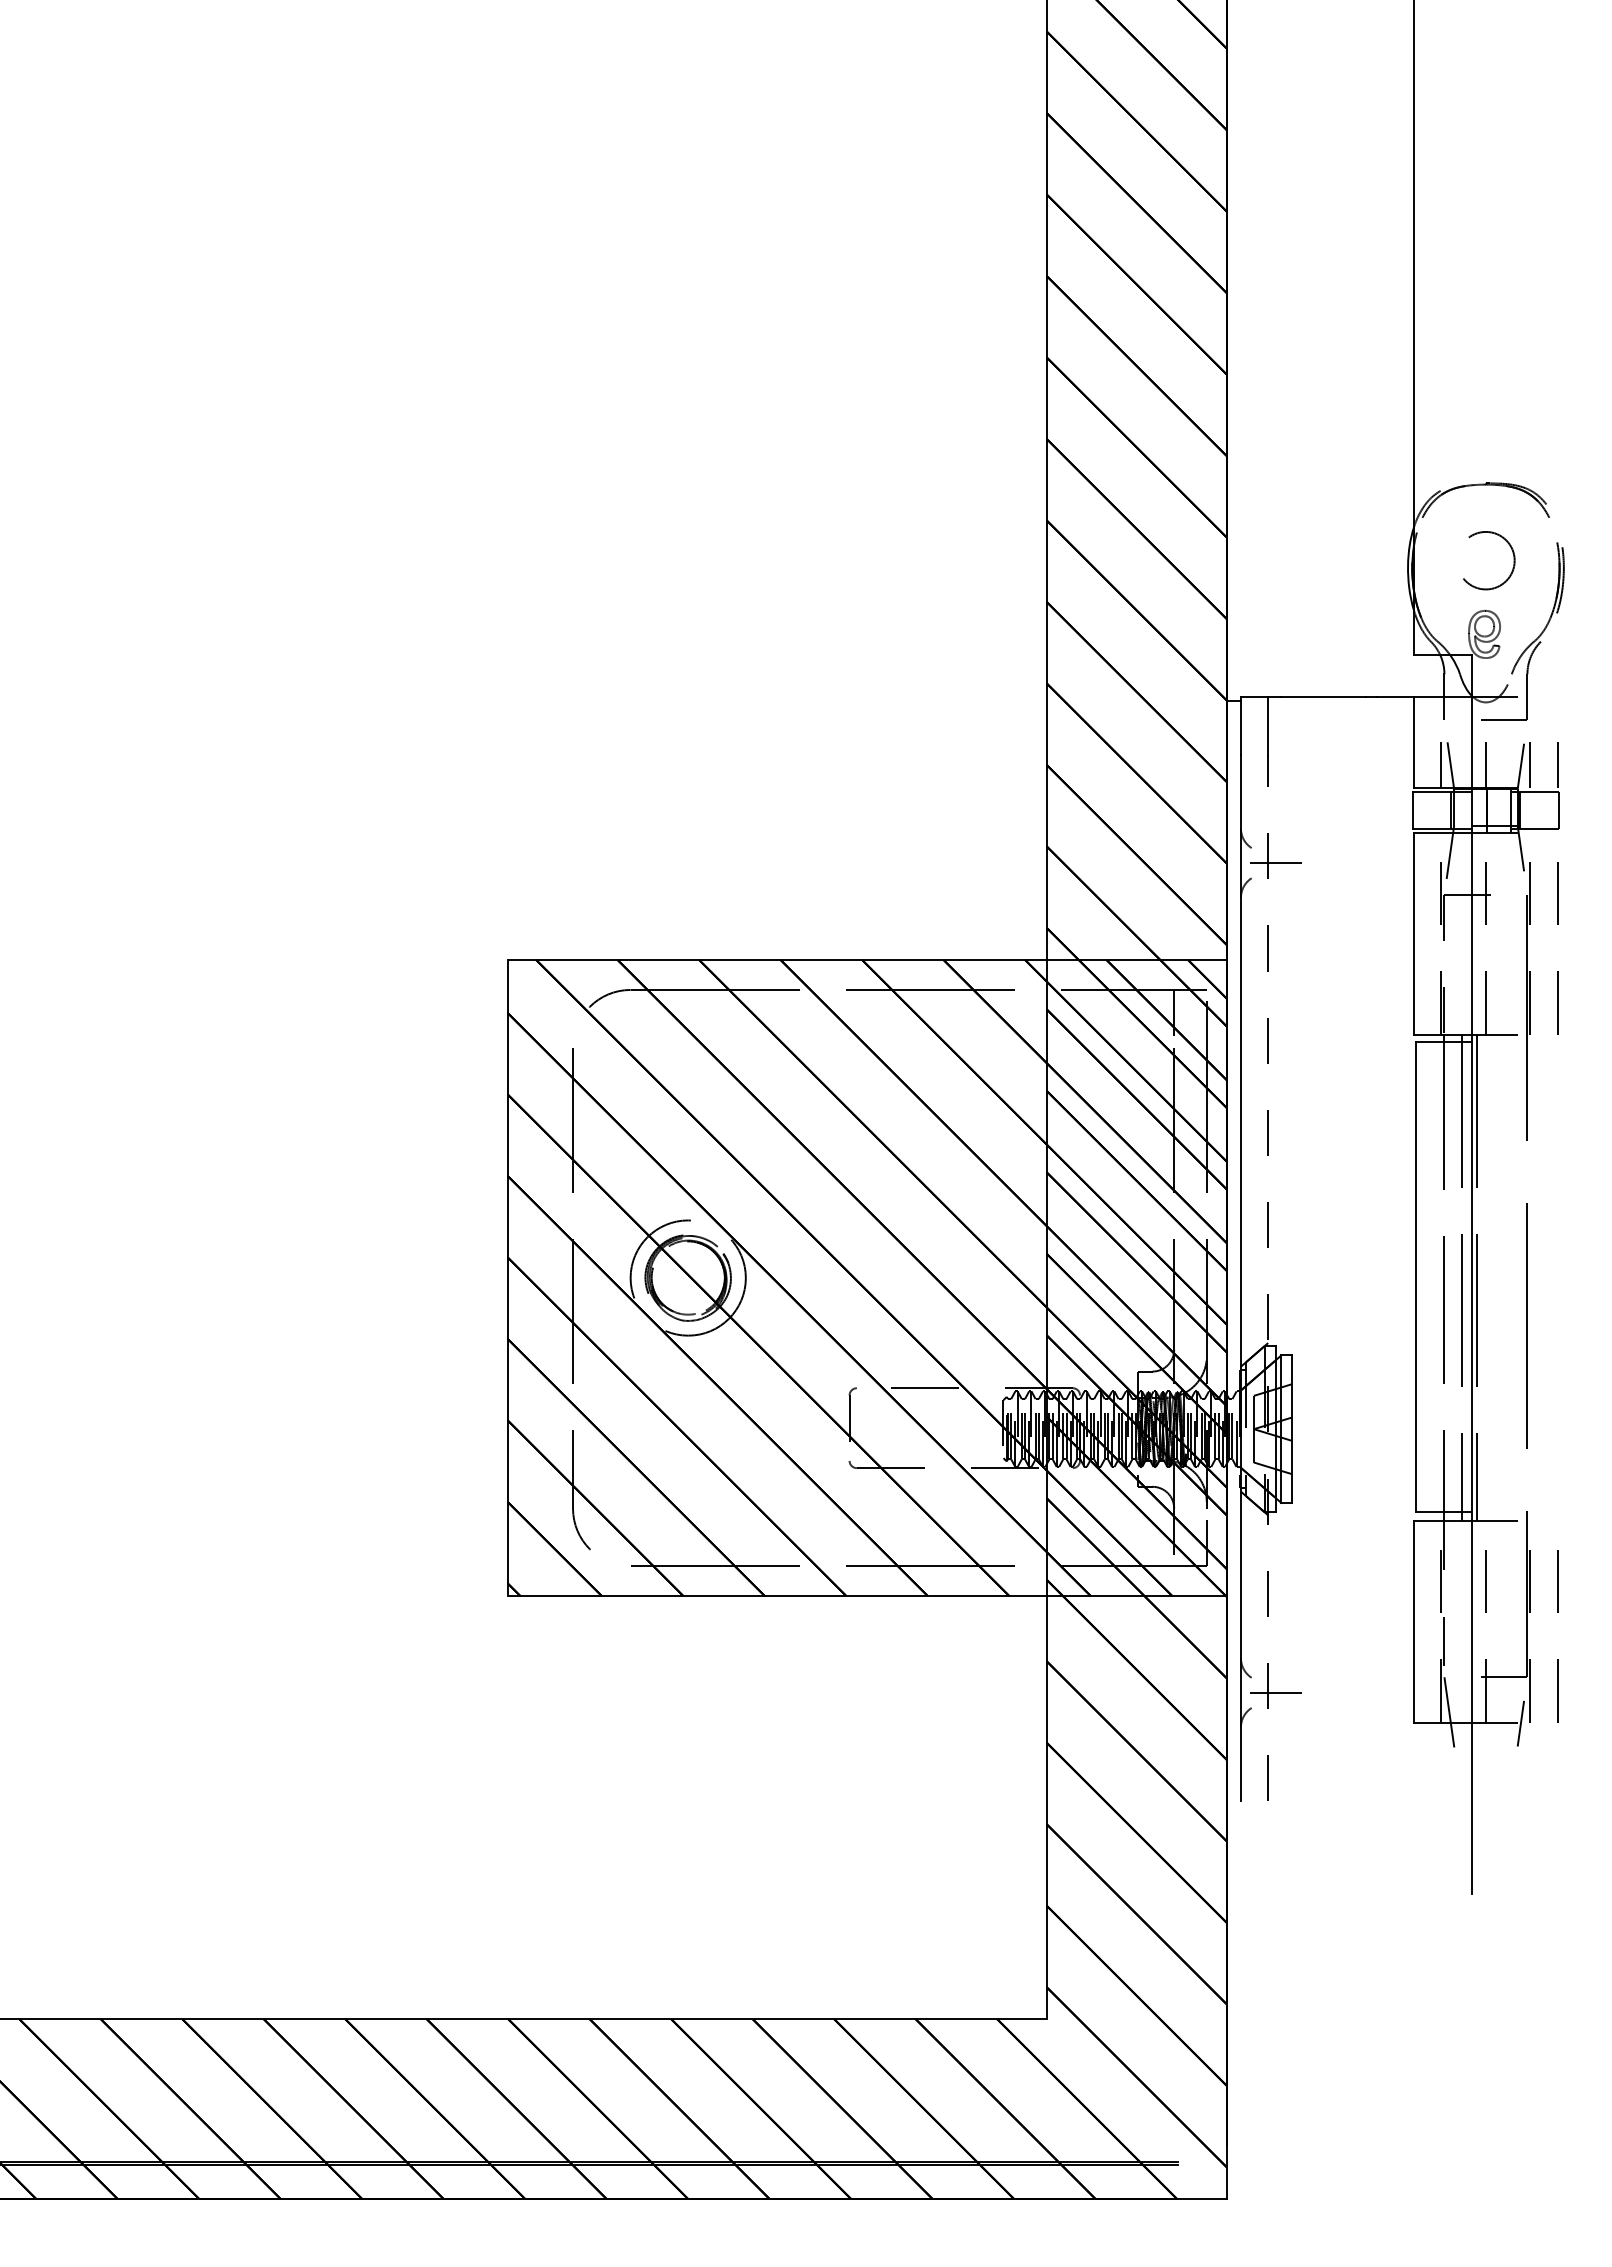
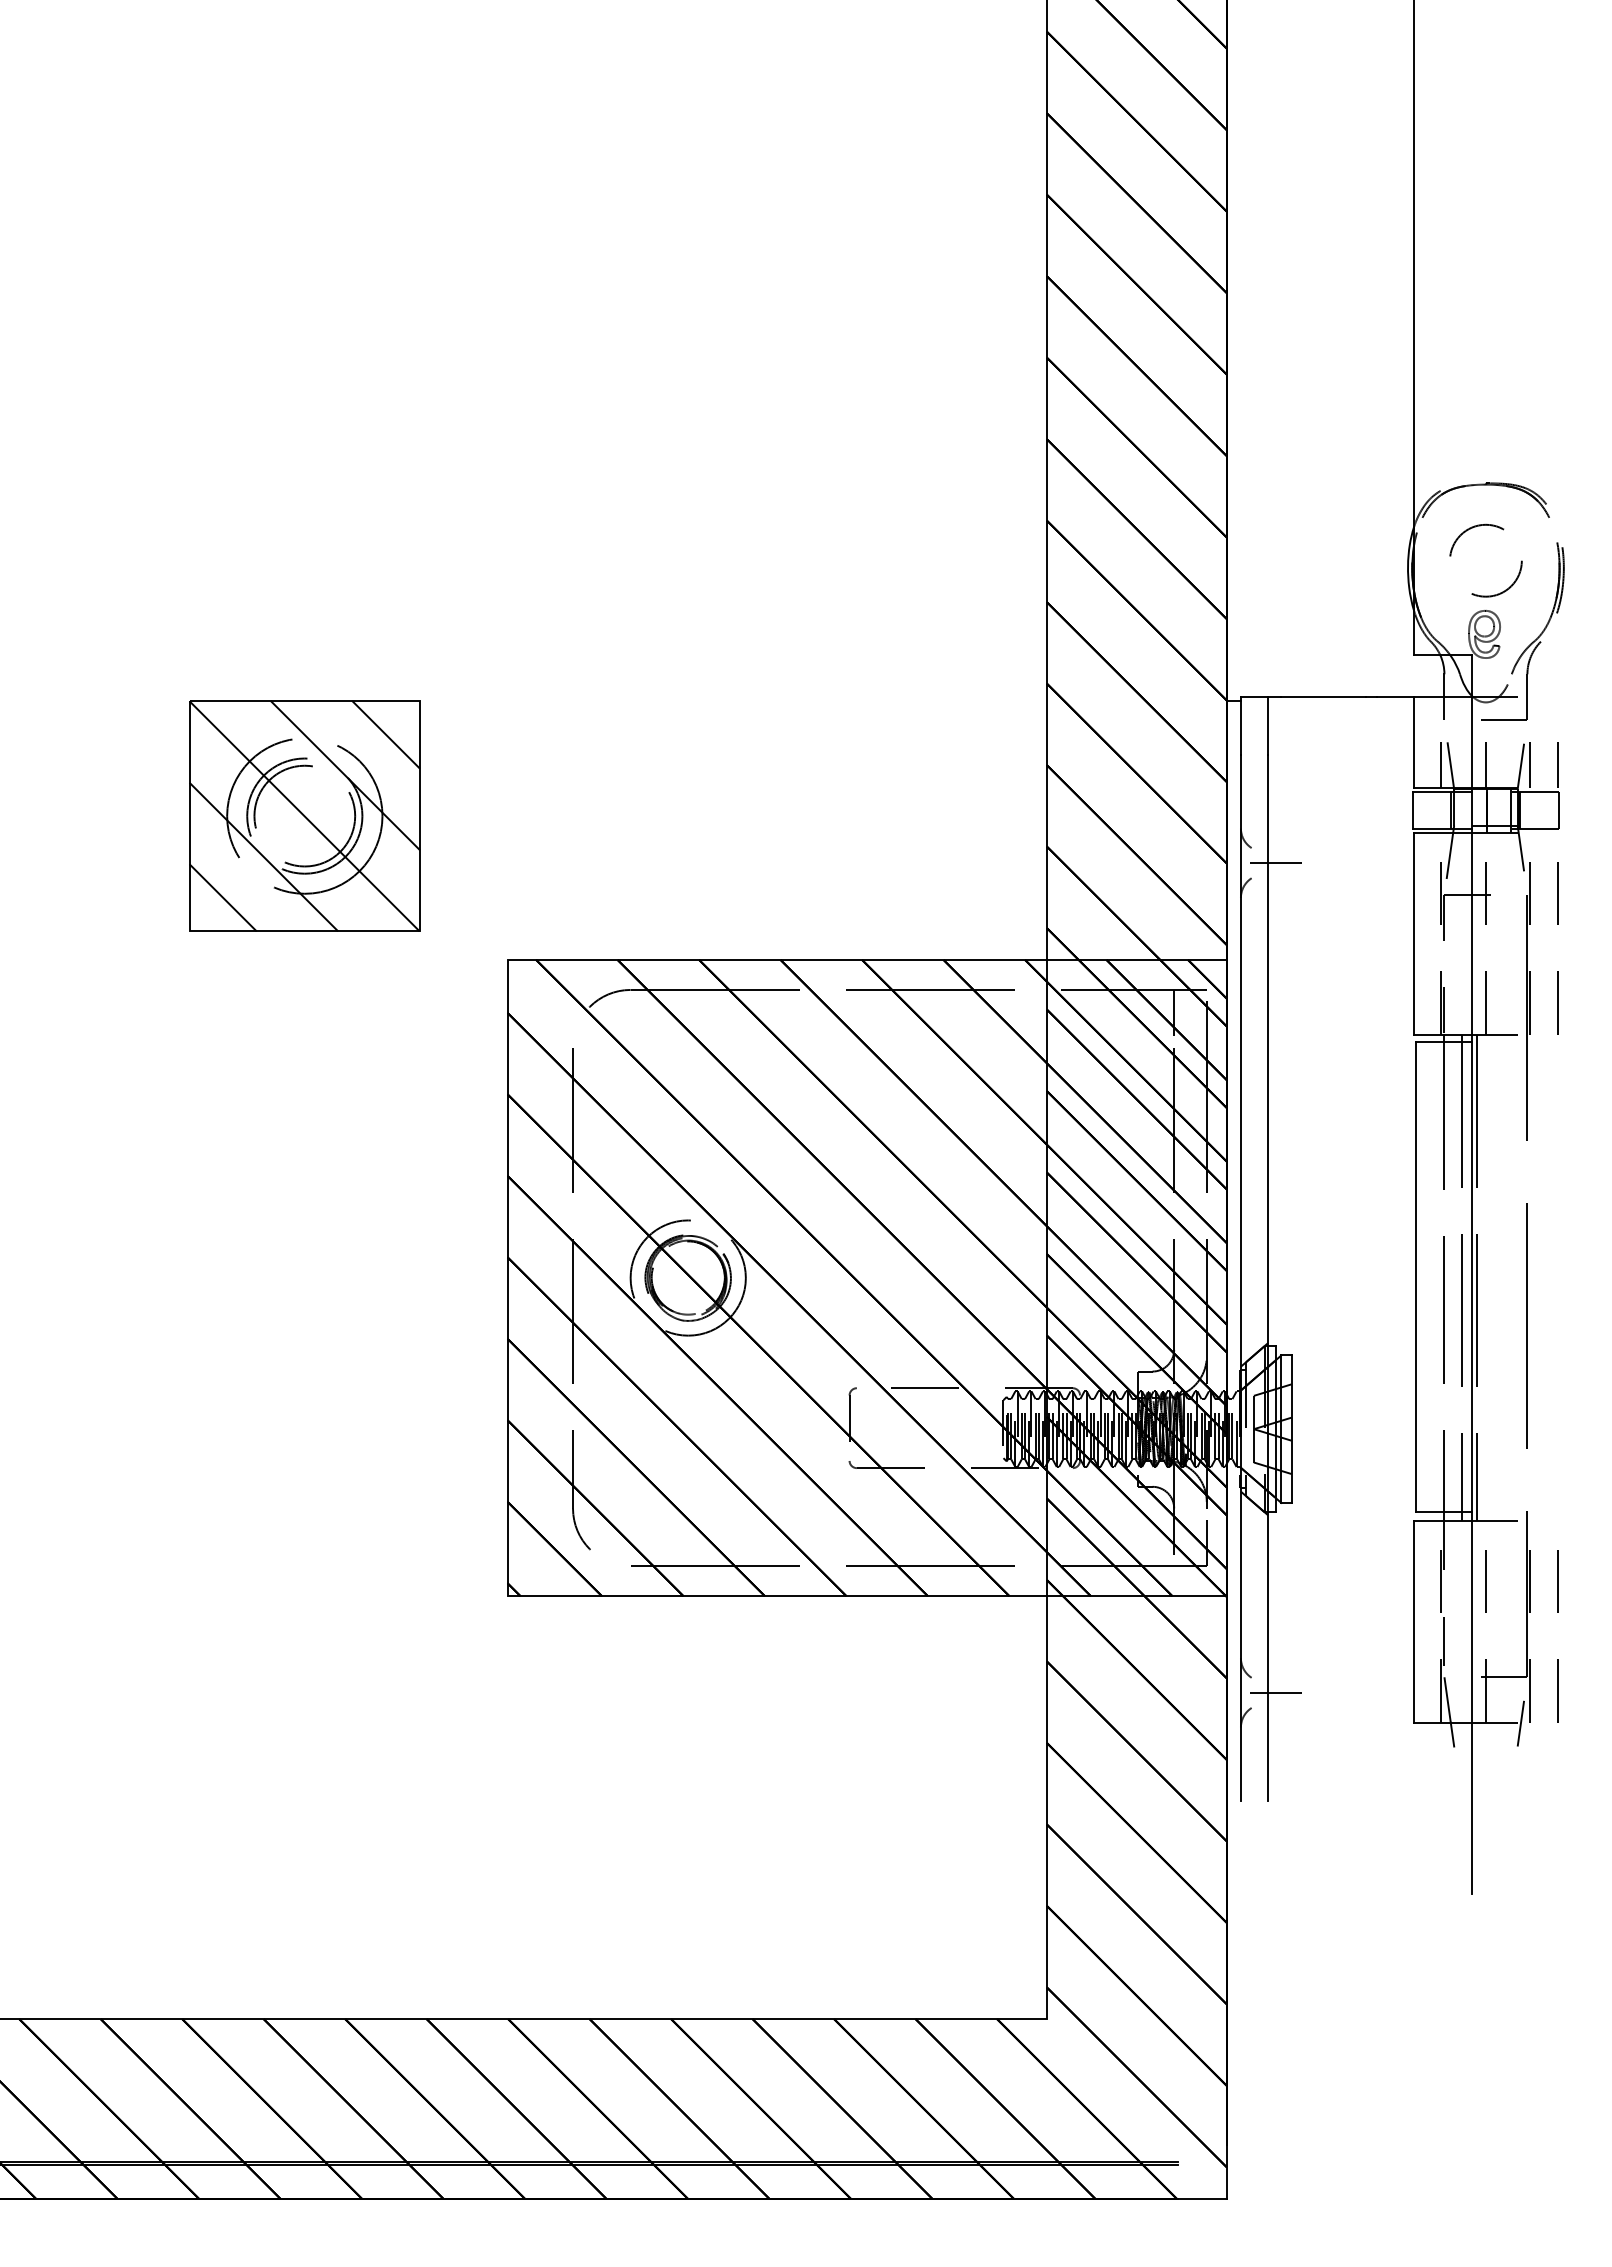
circle size: 54x60 px -> 74x75 px (1485, 560)
part: none -> present (304, 815)
line: dashed -> solid (1268, 1277)
